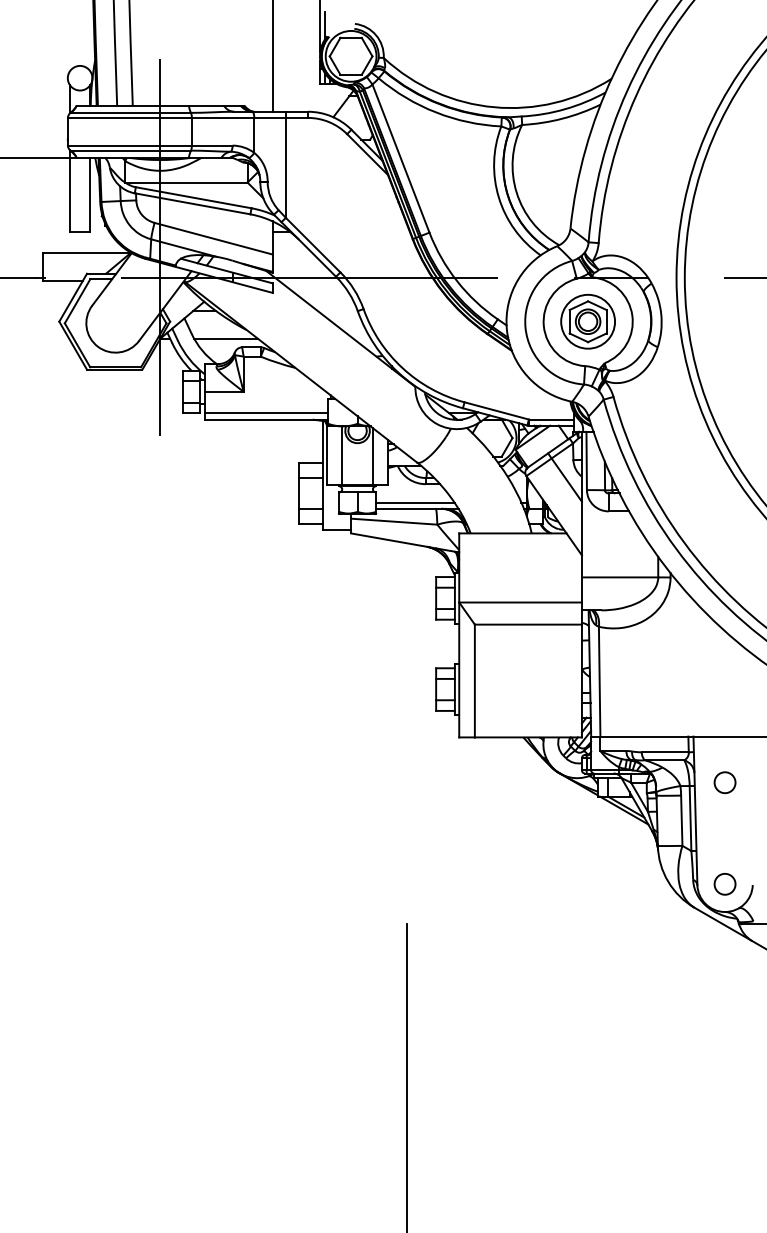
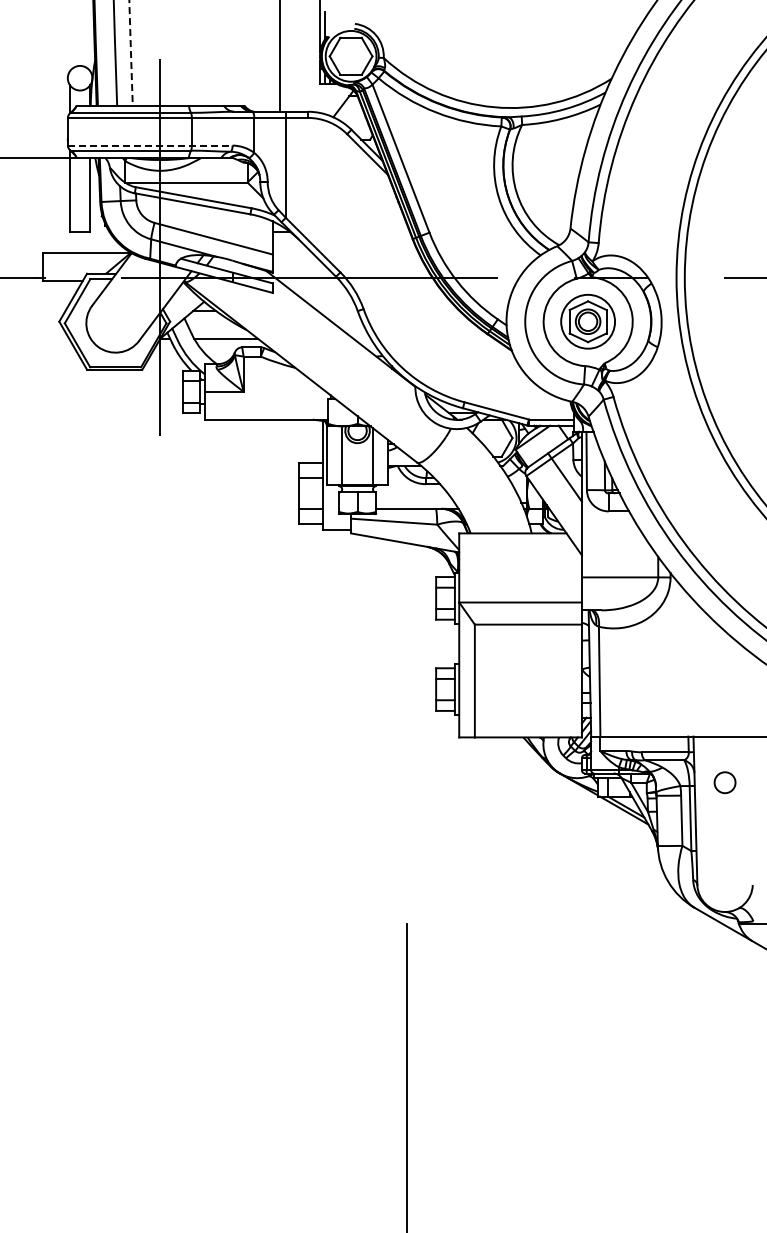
arc: solid -> dashed (131, 53)
line position: (272, 56) -> (279, 56) (279, 56)
line: solid -> dashed (150, 145)
line: present -> none (266, 413)
line: present -> none (415, 502)
circle: present -> none (724, 884)
